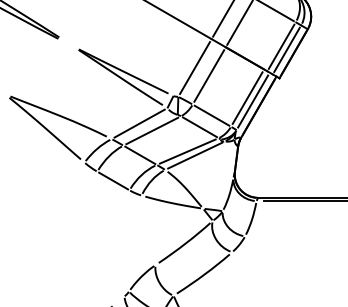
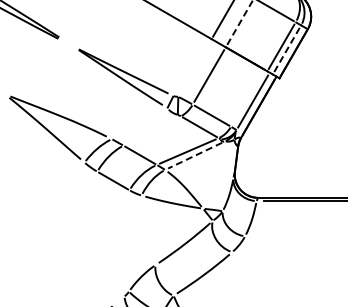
line: solid -> dashed (240, 22)
line: solid -> dashed (287, 49)
line: present -> none (195, 67)
line: present -> none (247, 97)
line: present -> none (139, 123)
line: present -> none (152, 130)
line: solid -> dashed (195, 155)
